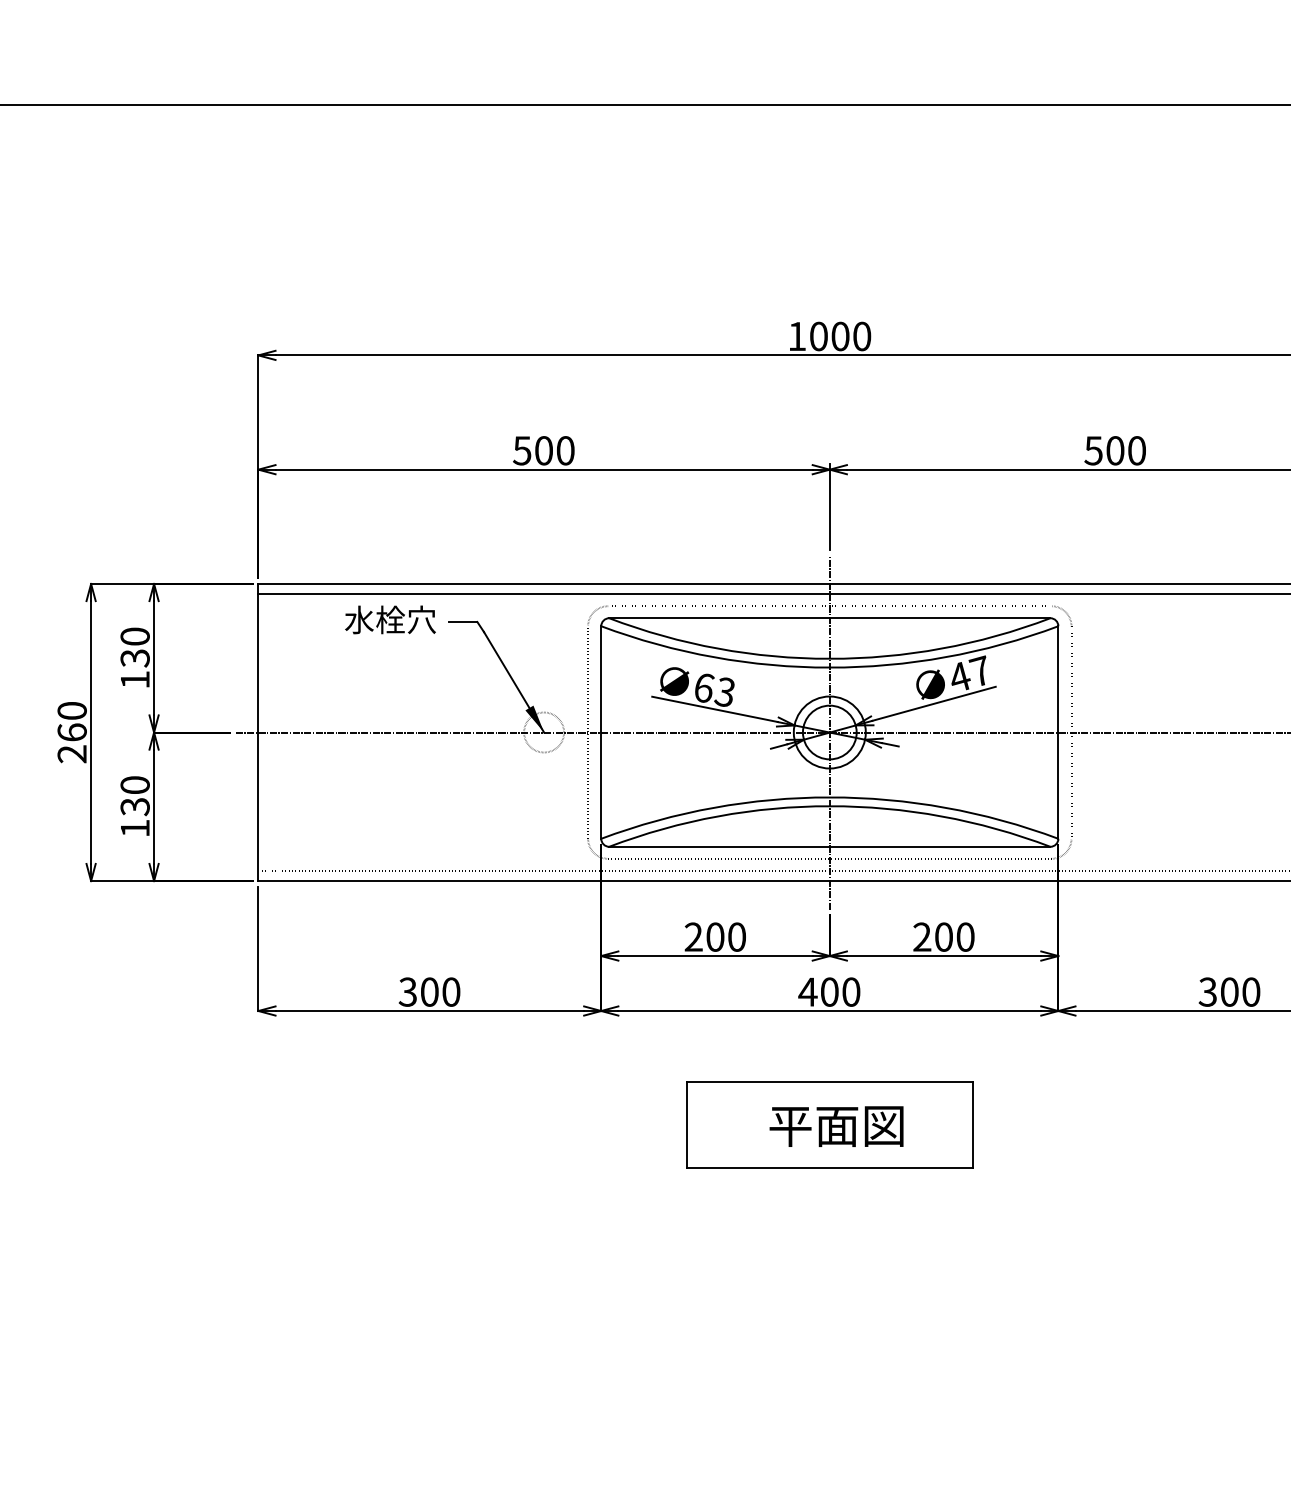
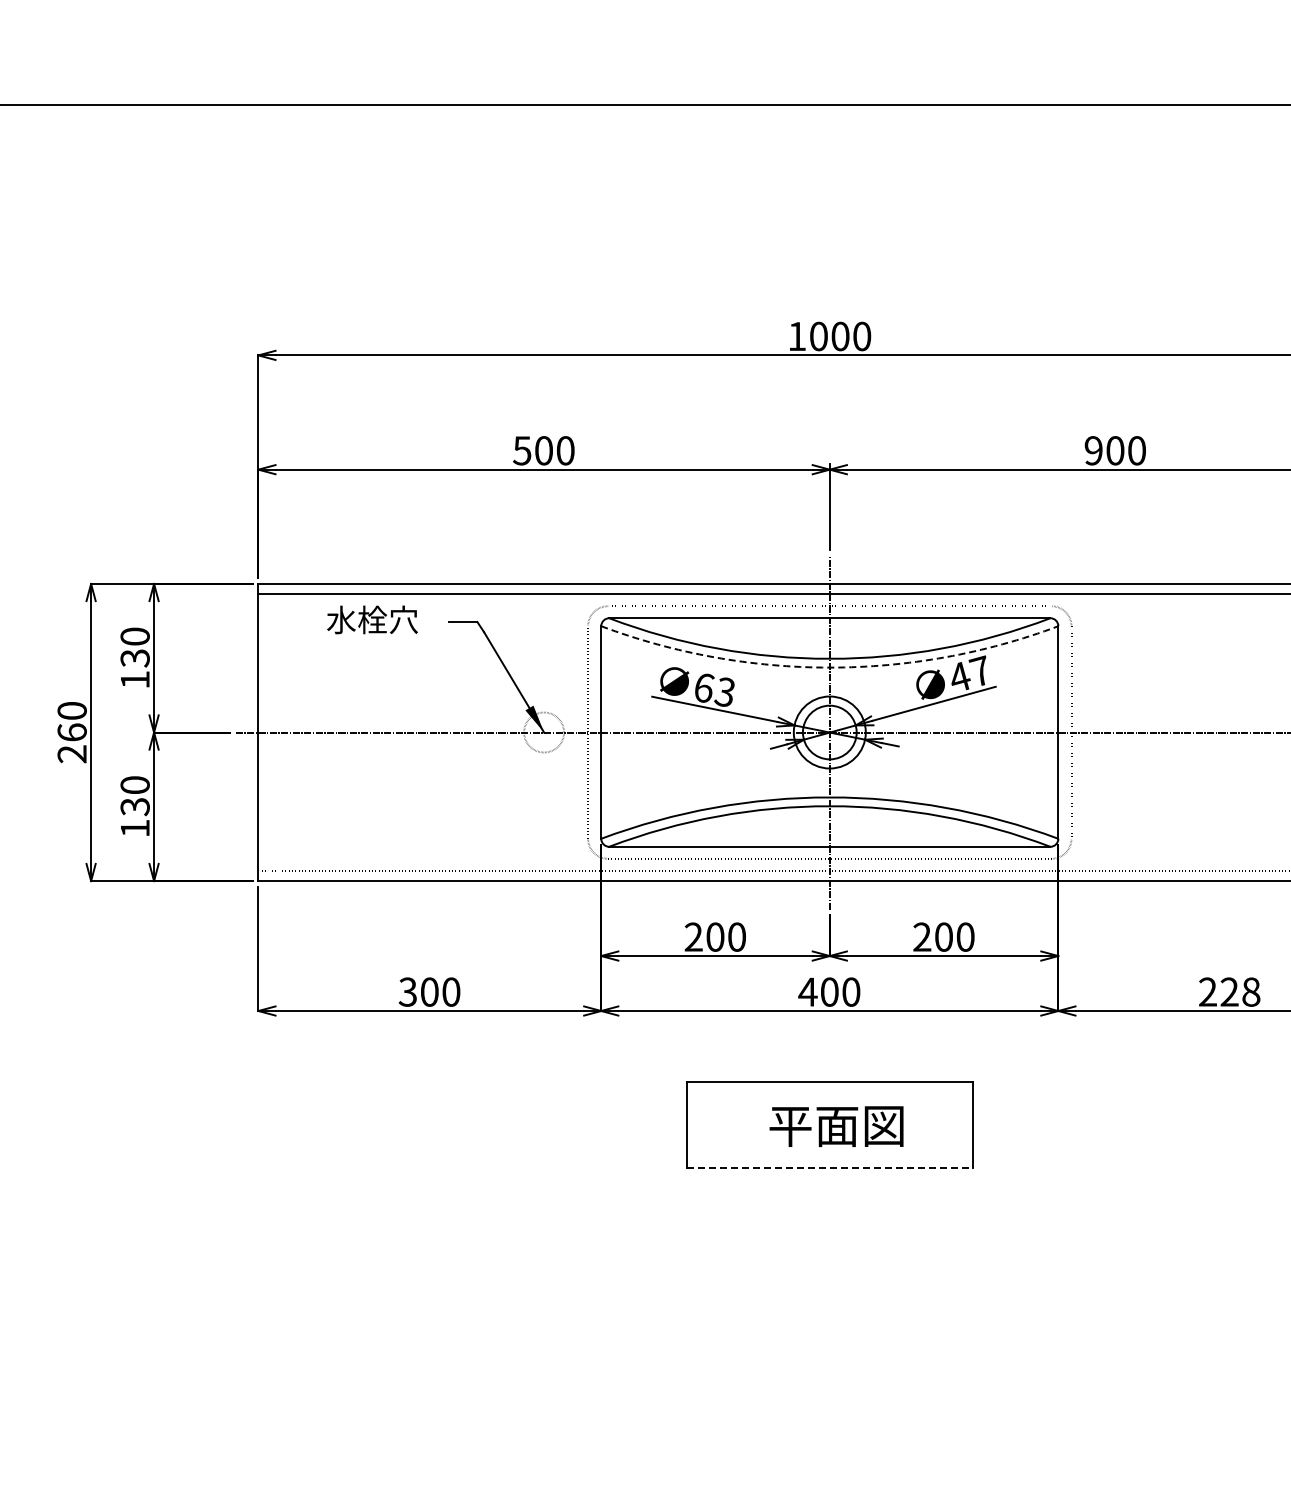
text: 500 -> 900 (1093, 450)
text position: (390, 619) -> (372, 619) (372, 619)
arc: solid -> dashed (829, 667)
text: 300 -> 228 (1229, 991)
line: solid -> dashed (829, 1168)
